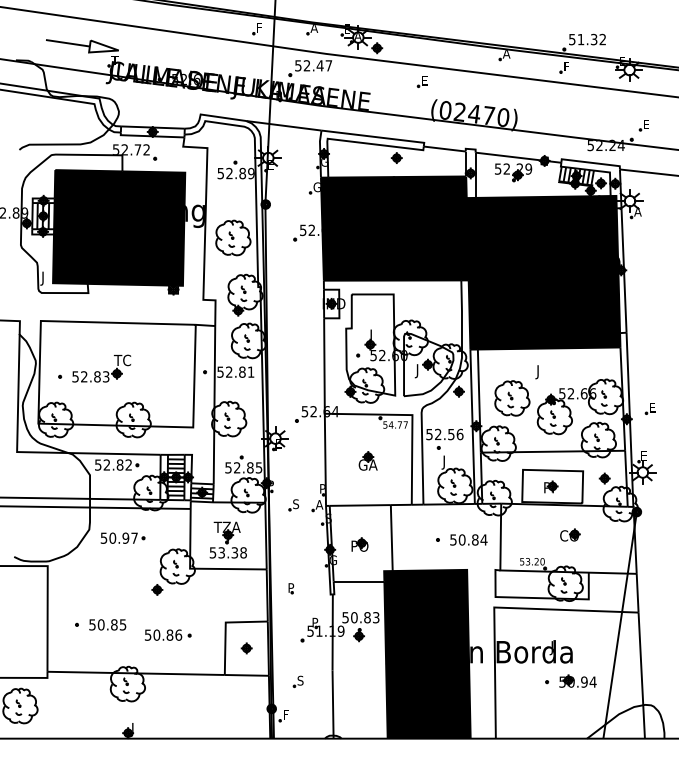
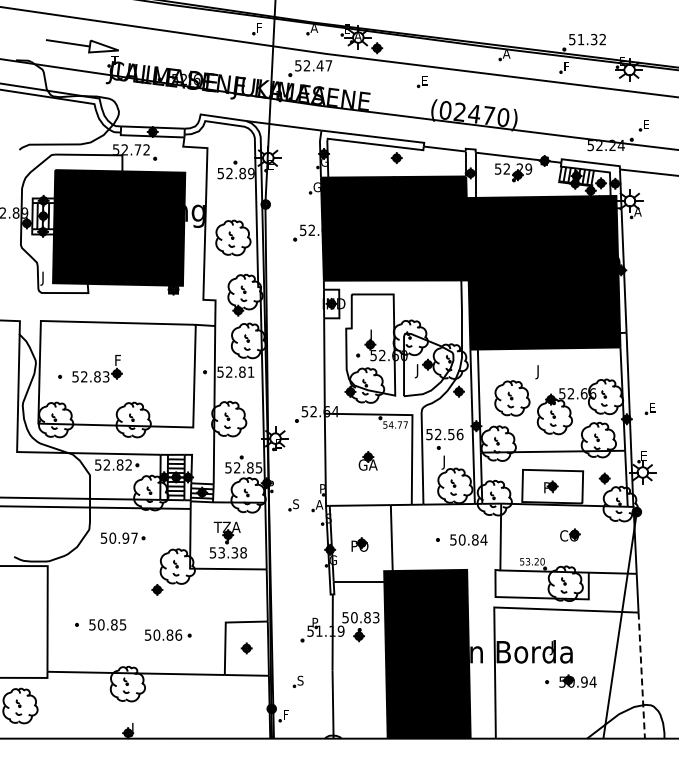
text: TC -> F (122, 360)
part: present -> none (291, 588)
line: solid -> dashed (641, 676)
